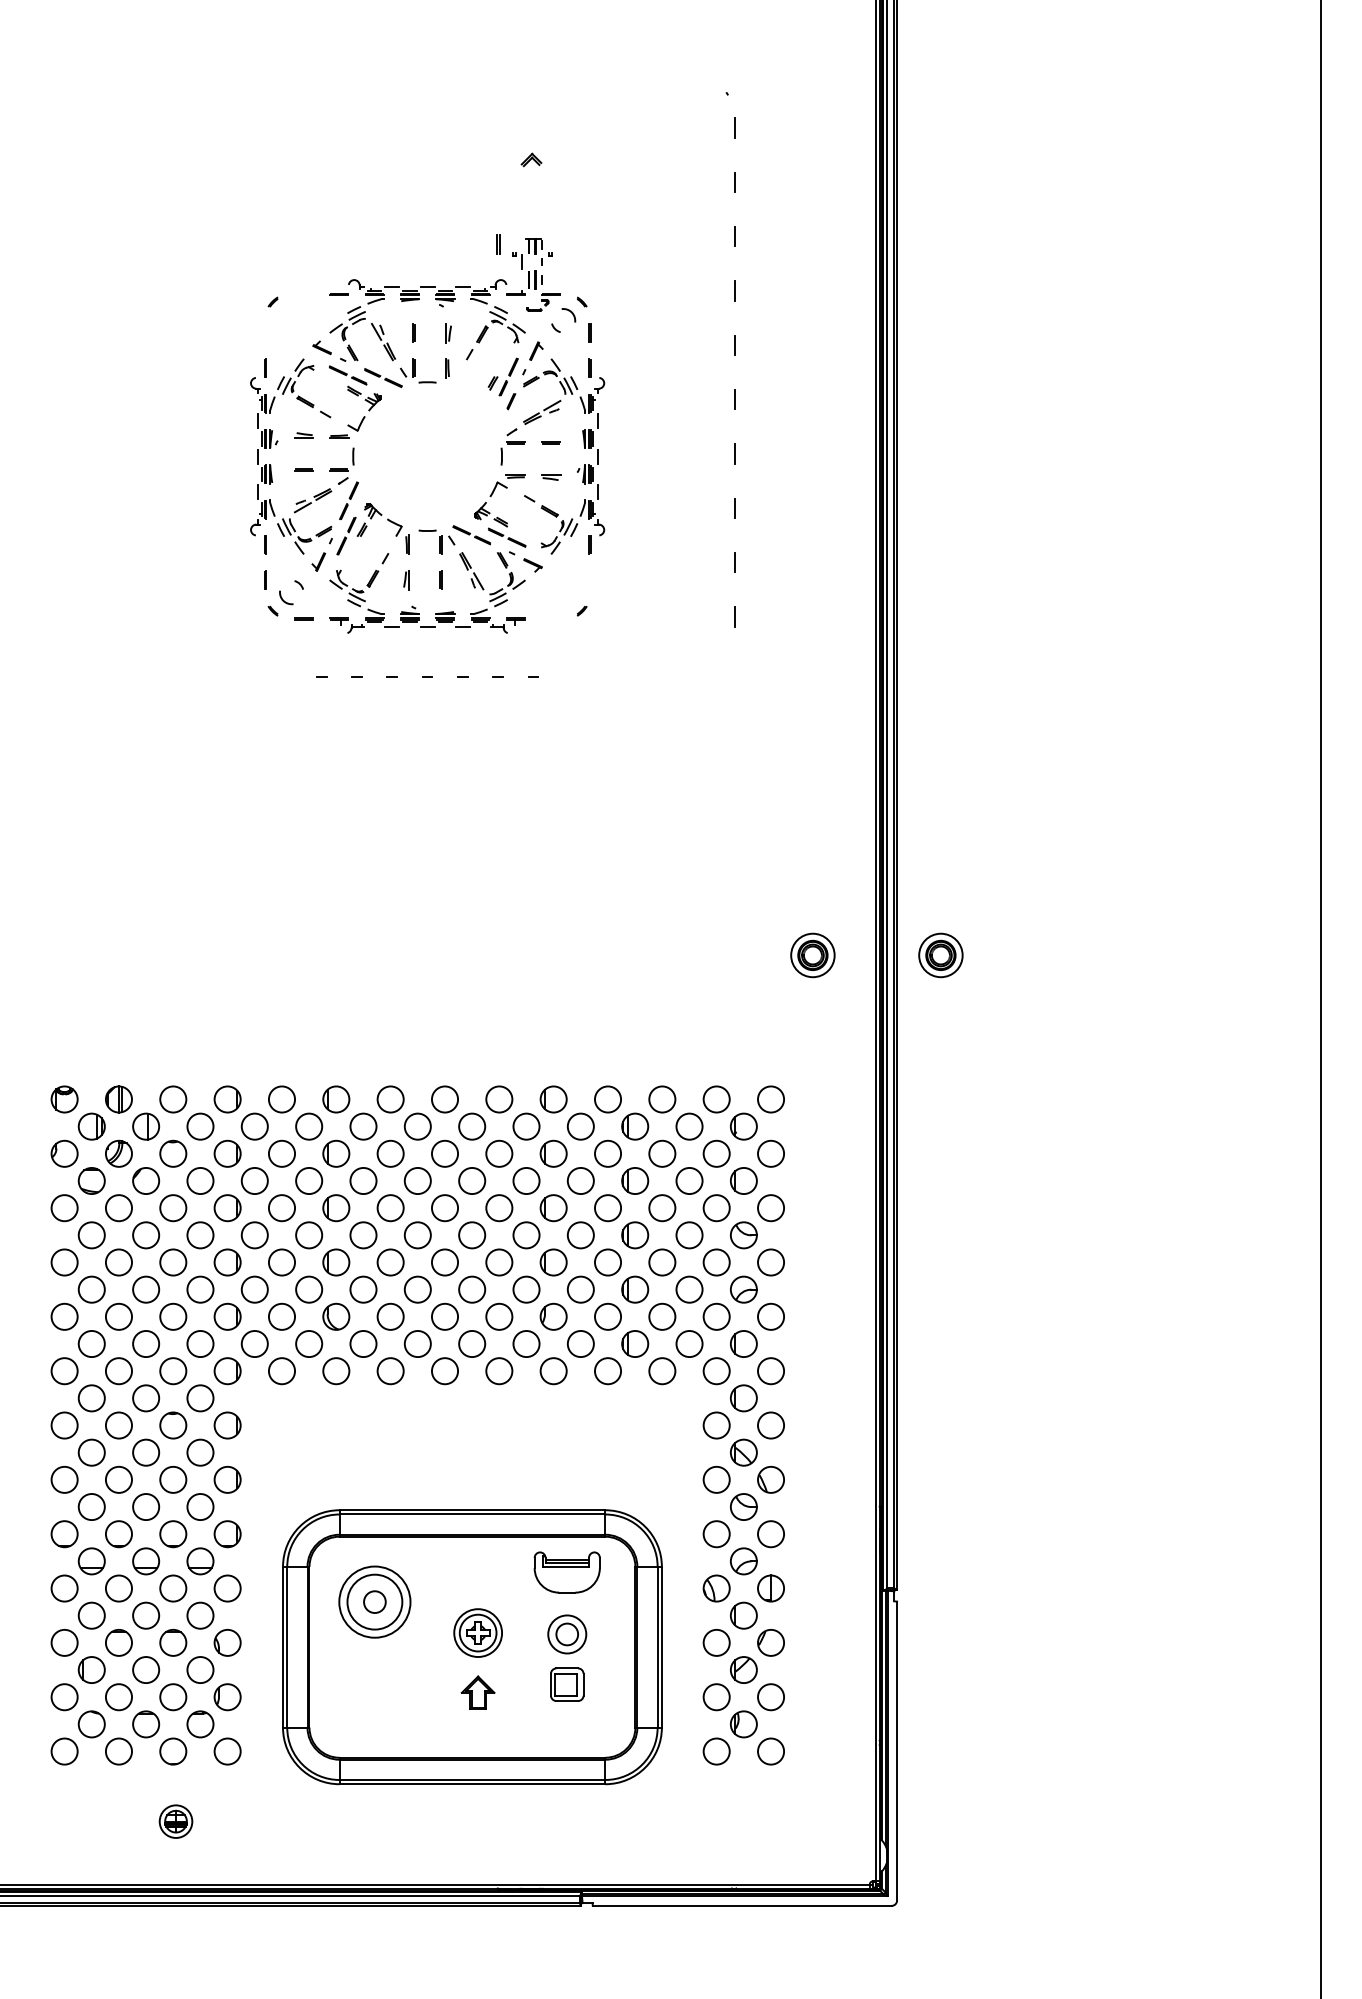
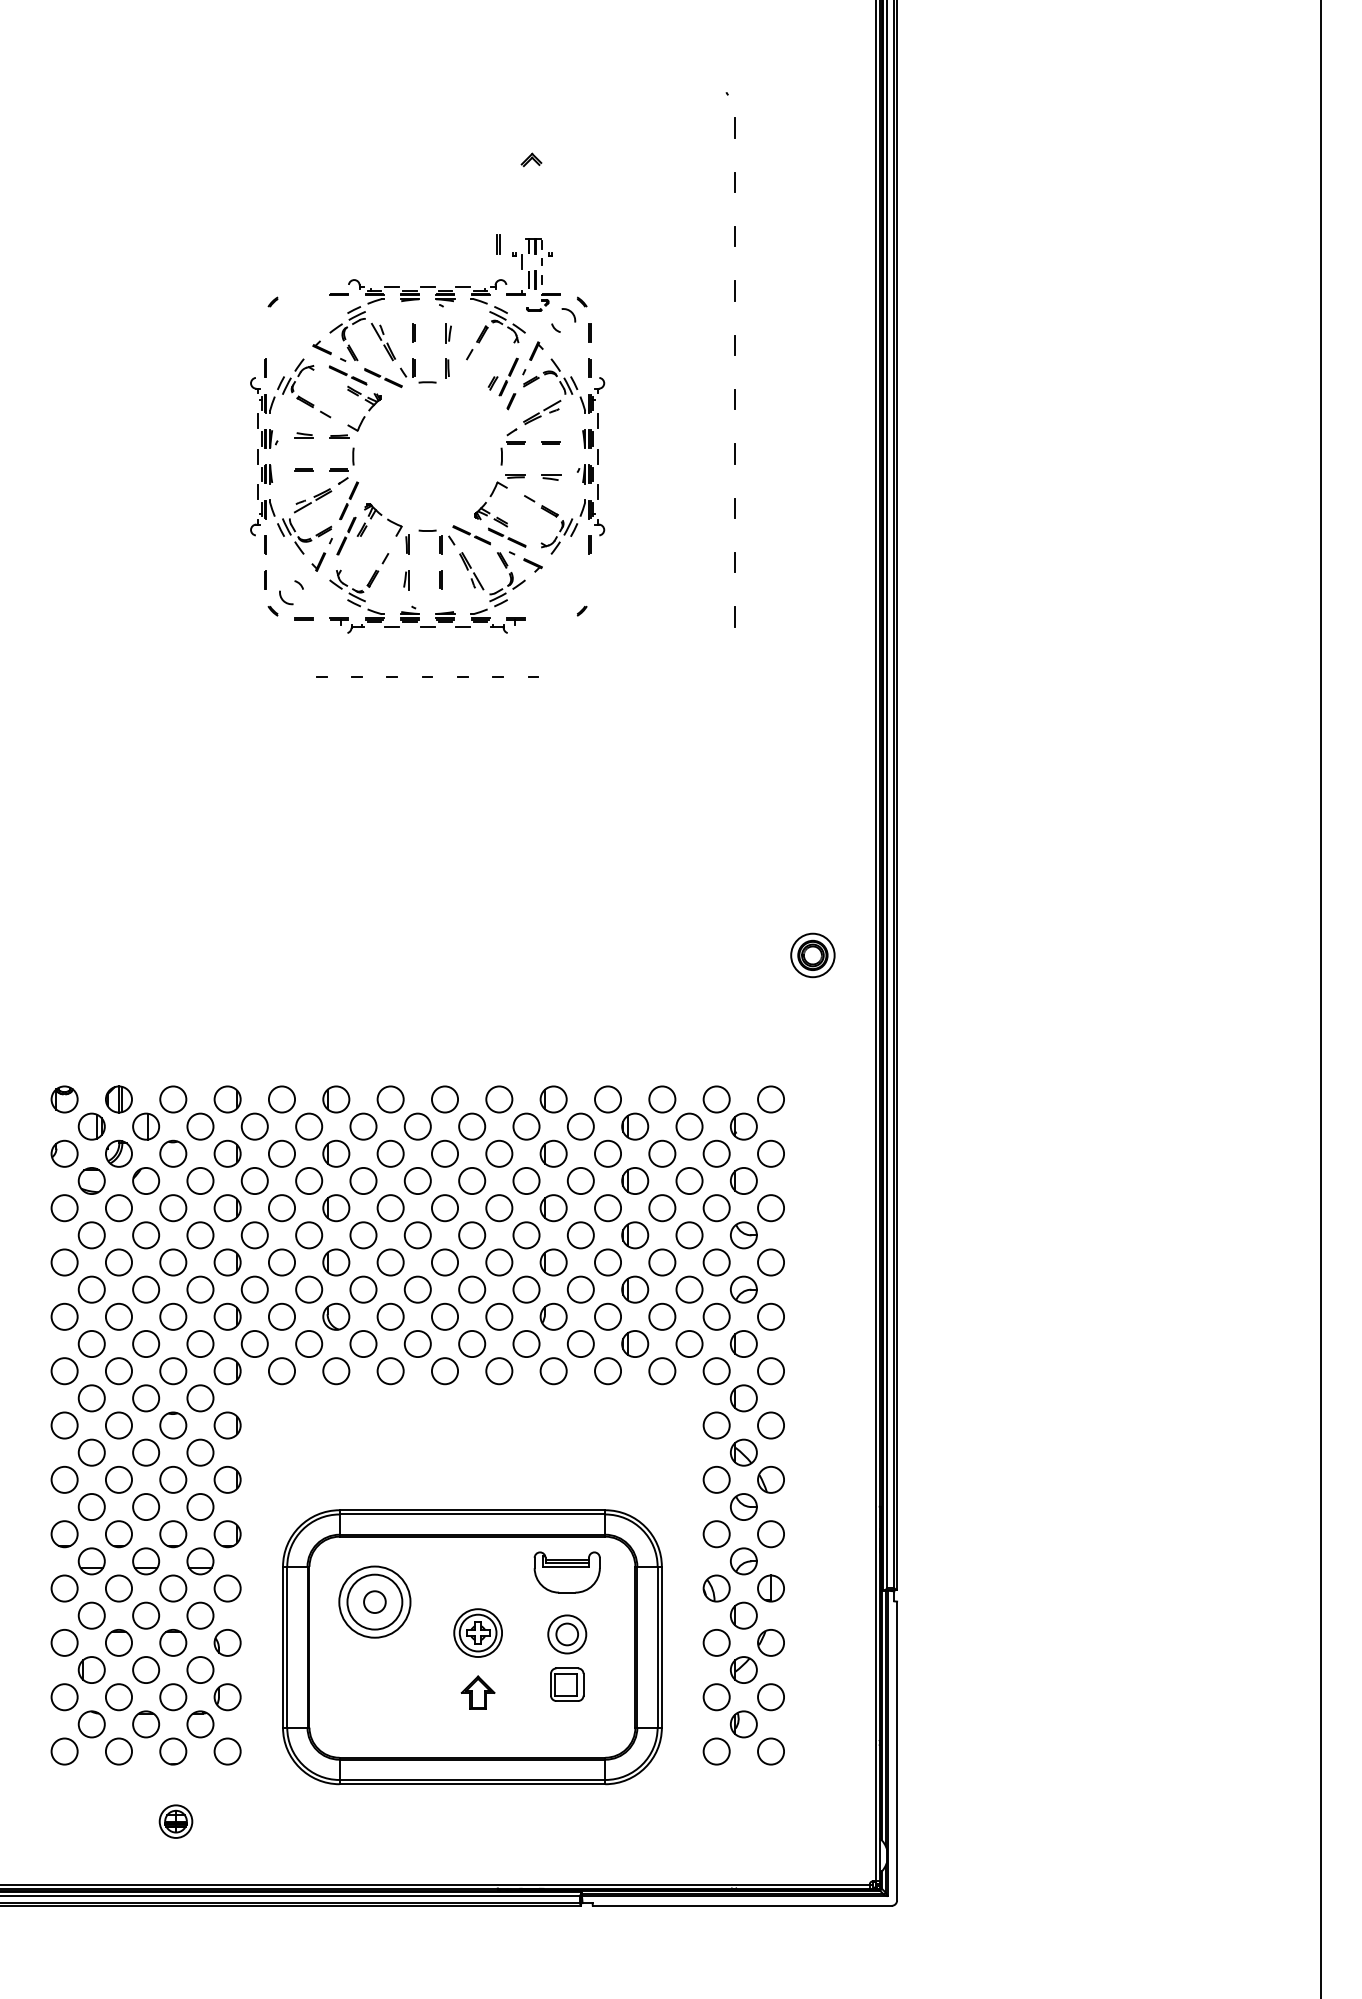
part: present -> none (940, 955)
